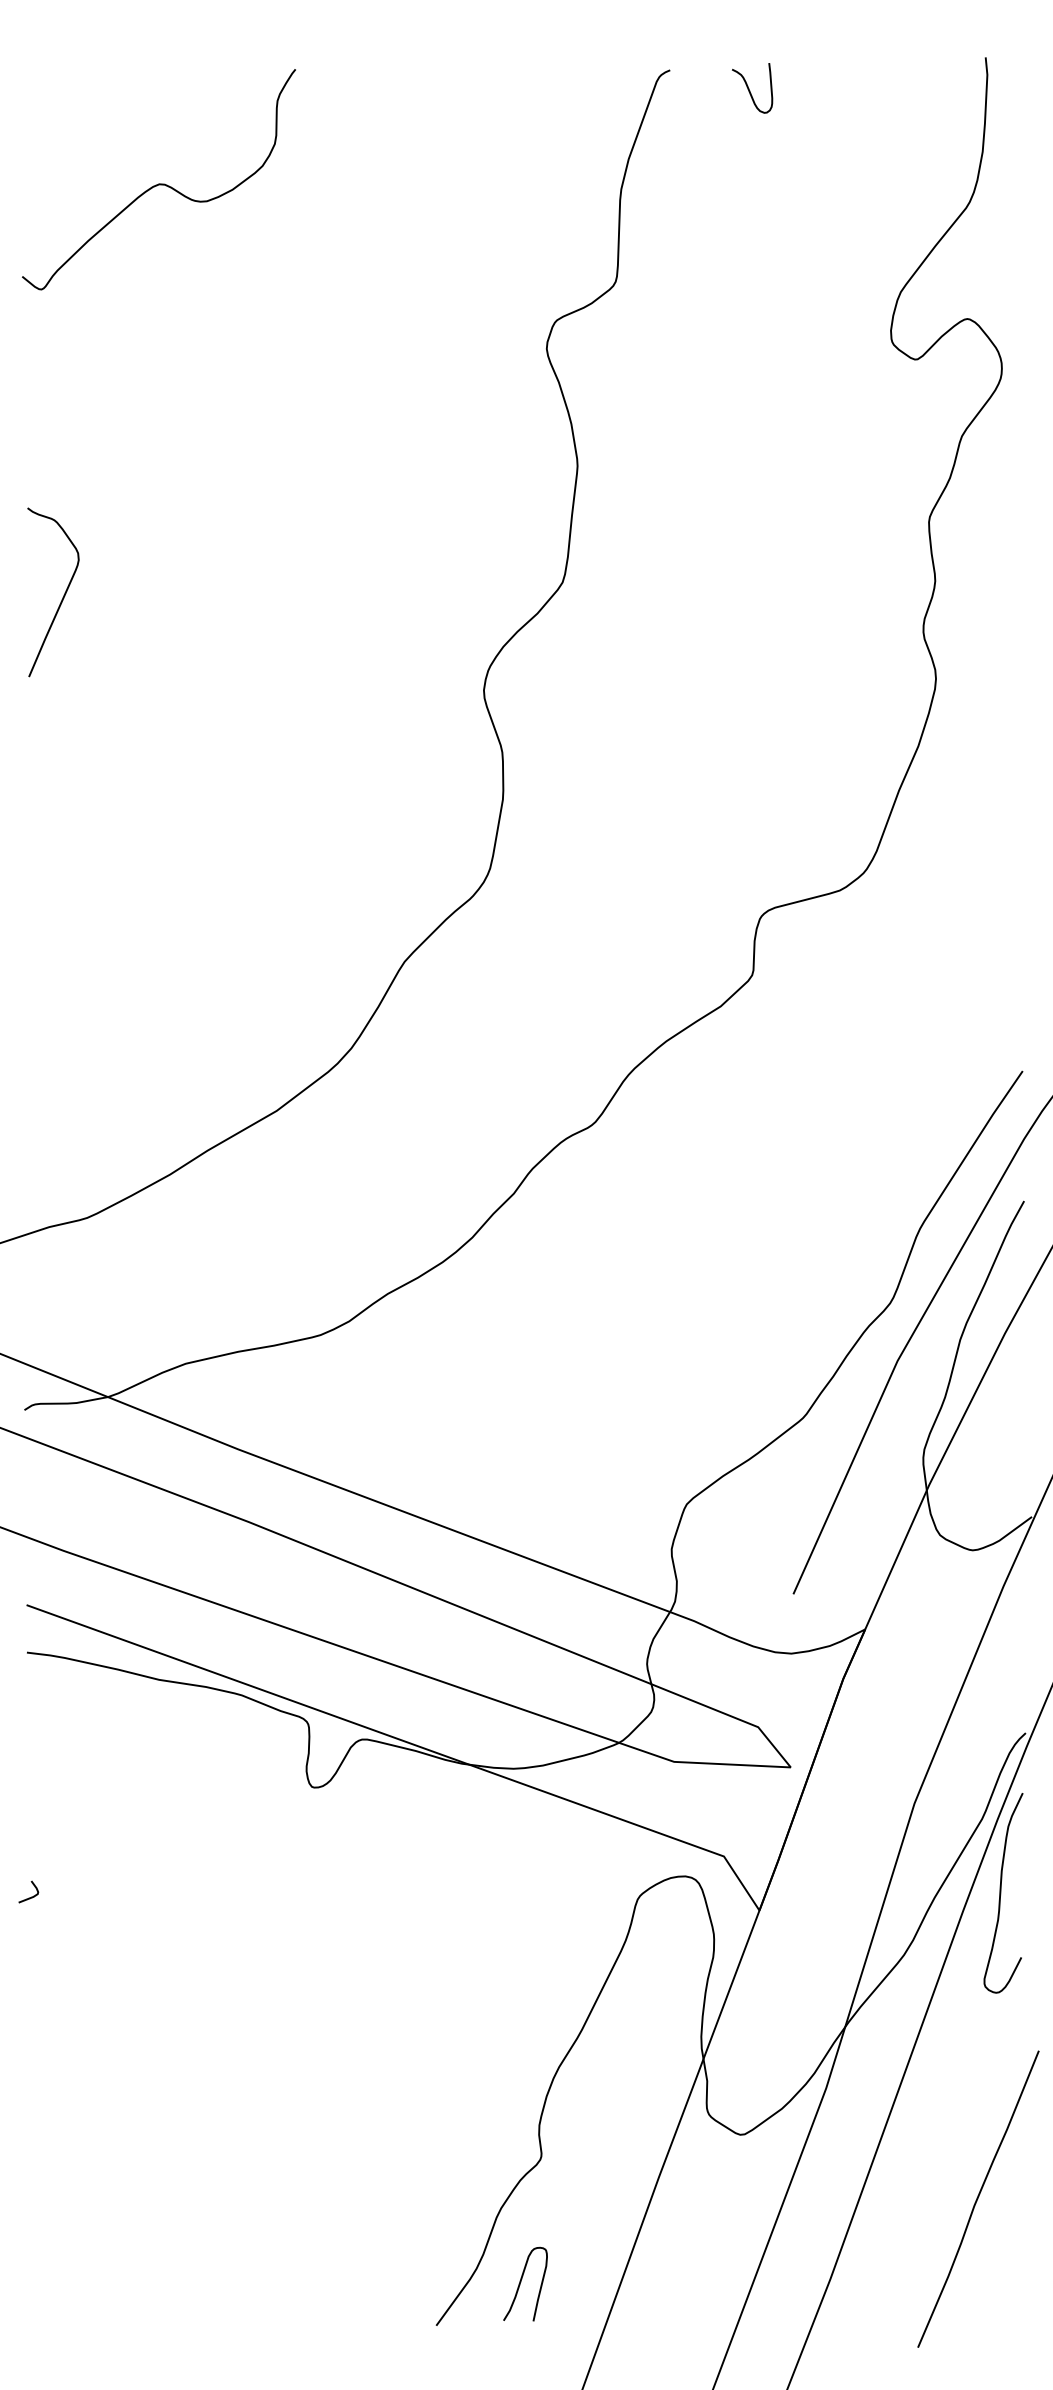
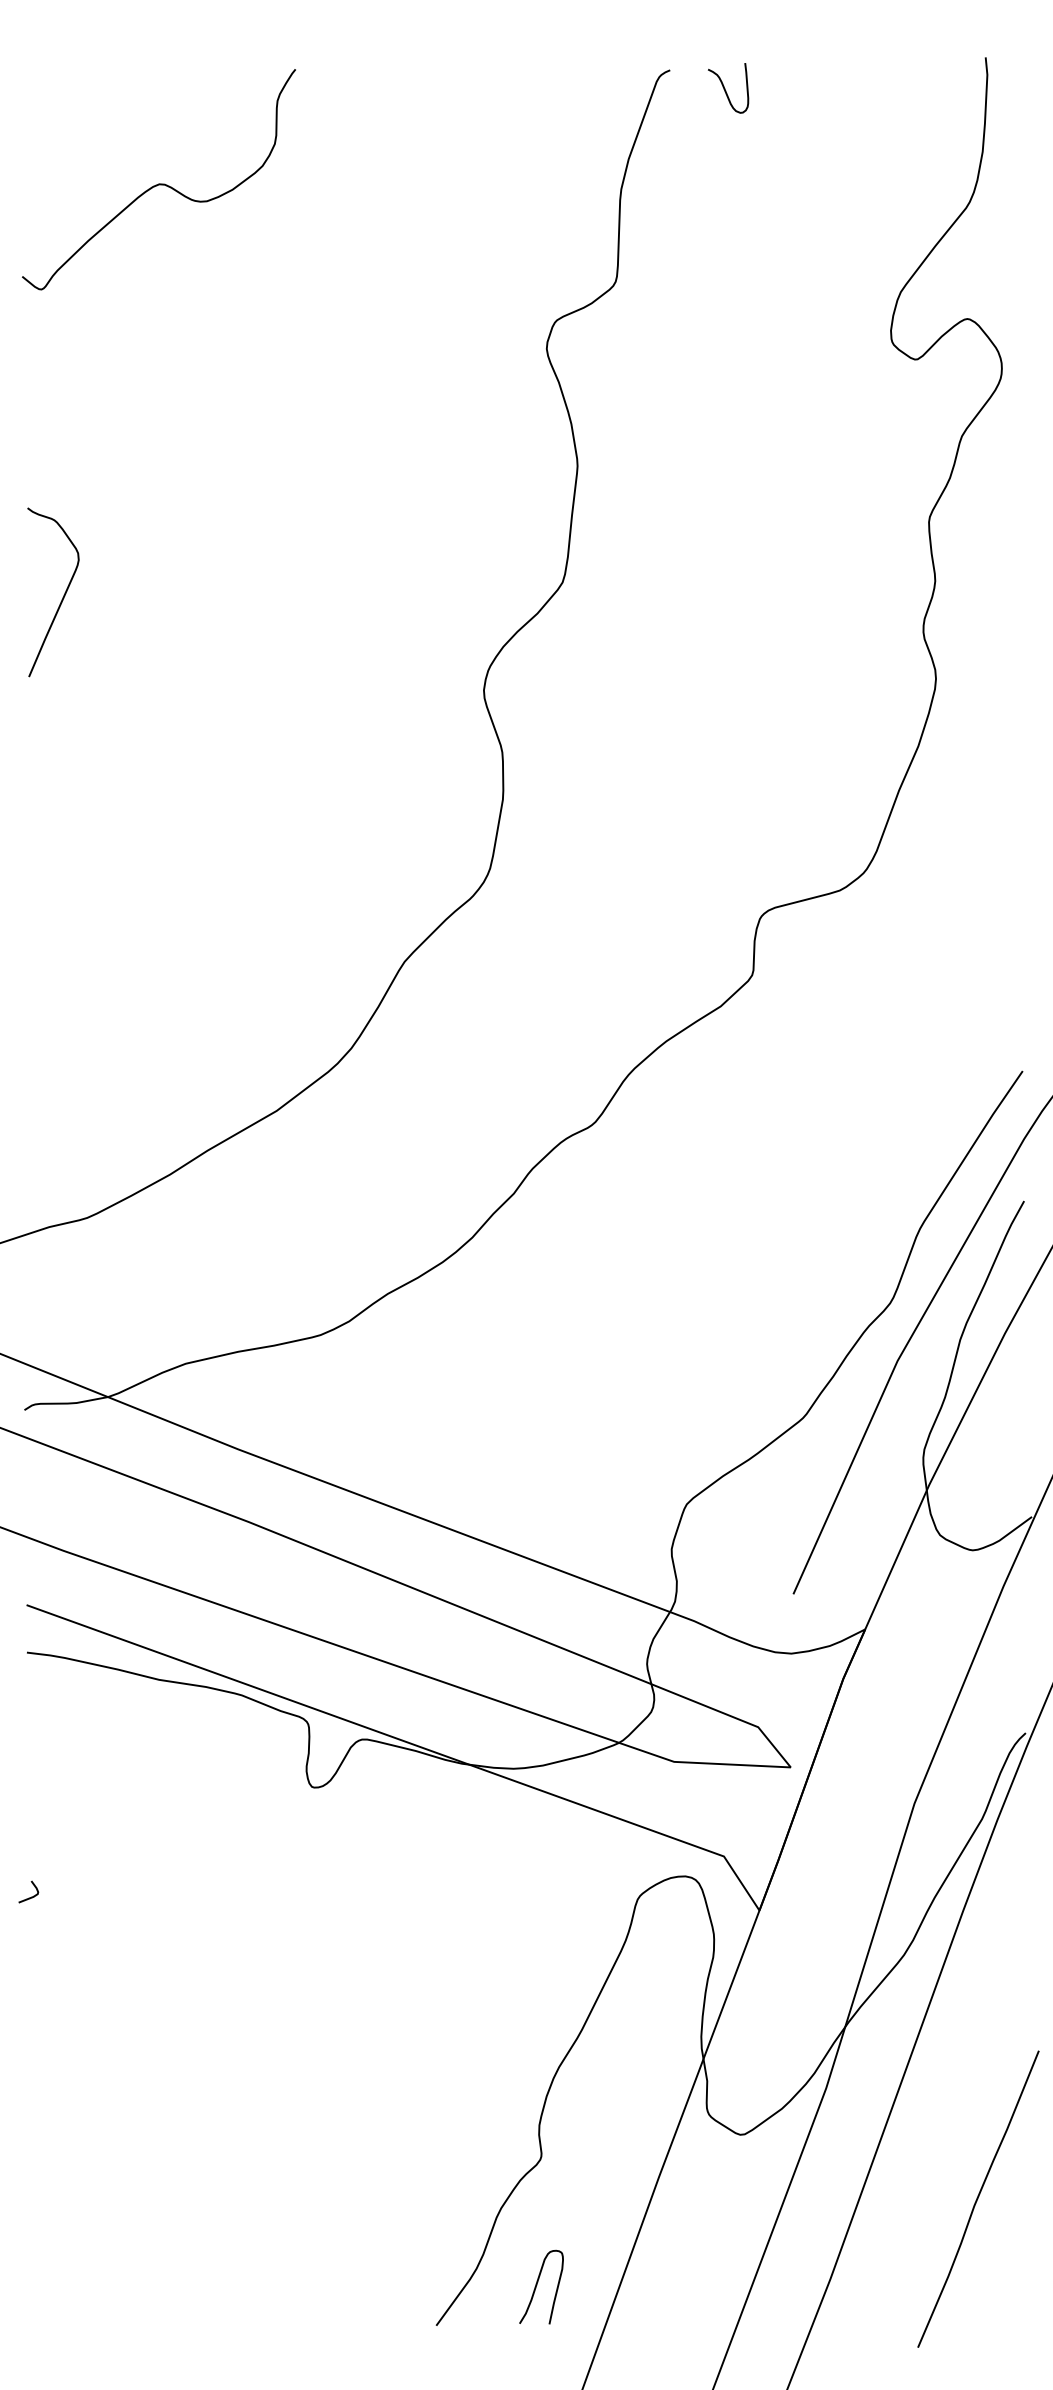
curve position: (750, 90) -> (726, 90) (726, 90)
curve: present -> none (1001, 1893)
curve position: (521, 2282) -> (537, 2285) (537, 2285)
